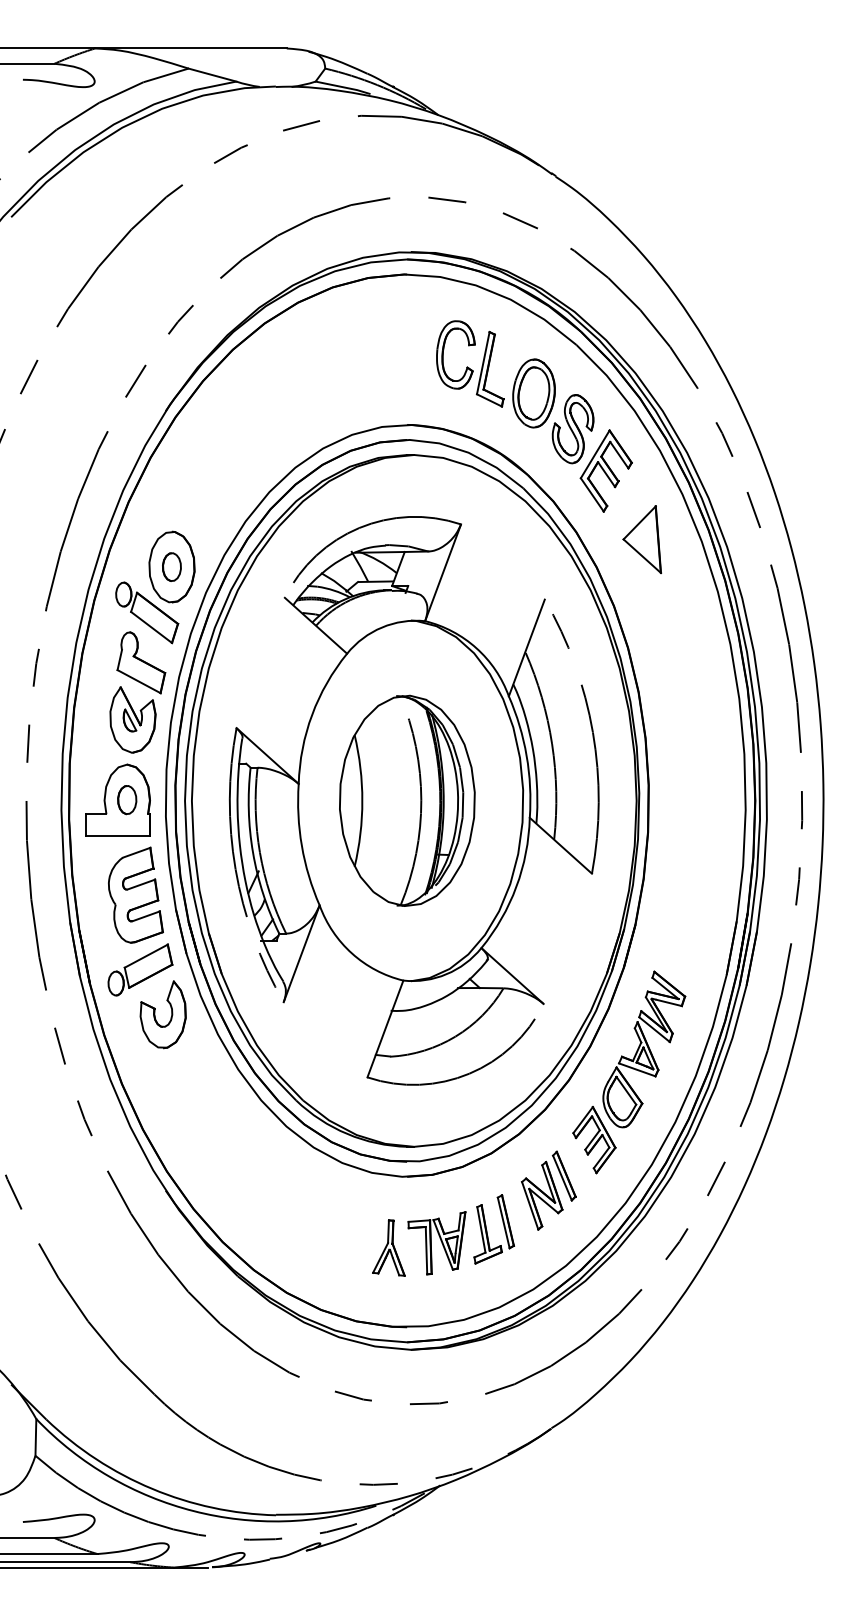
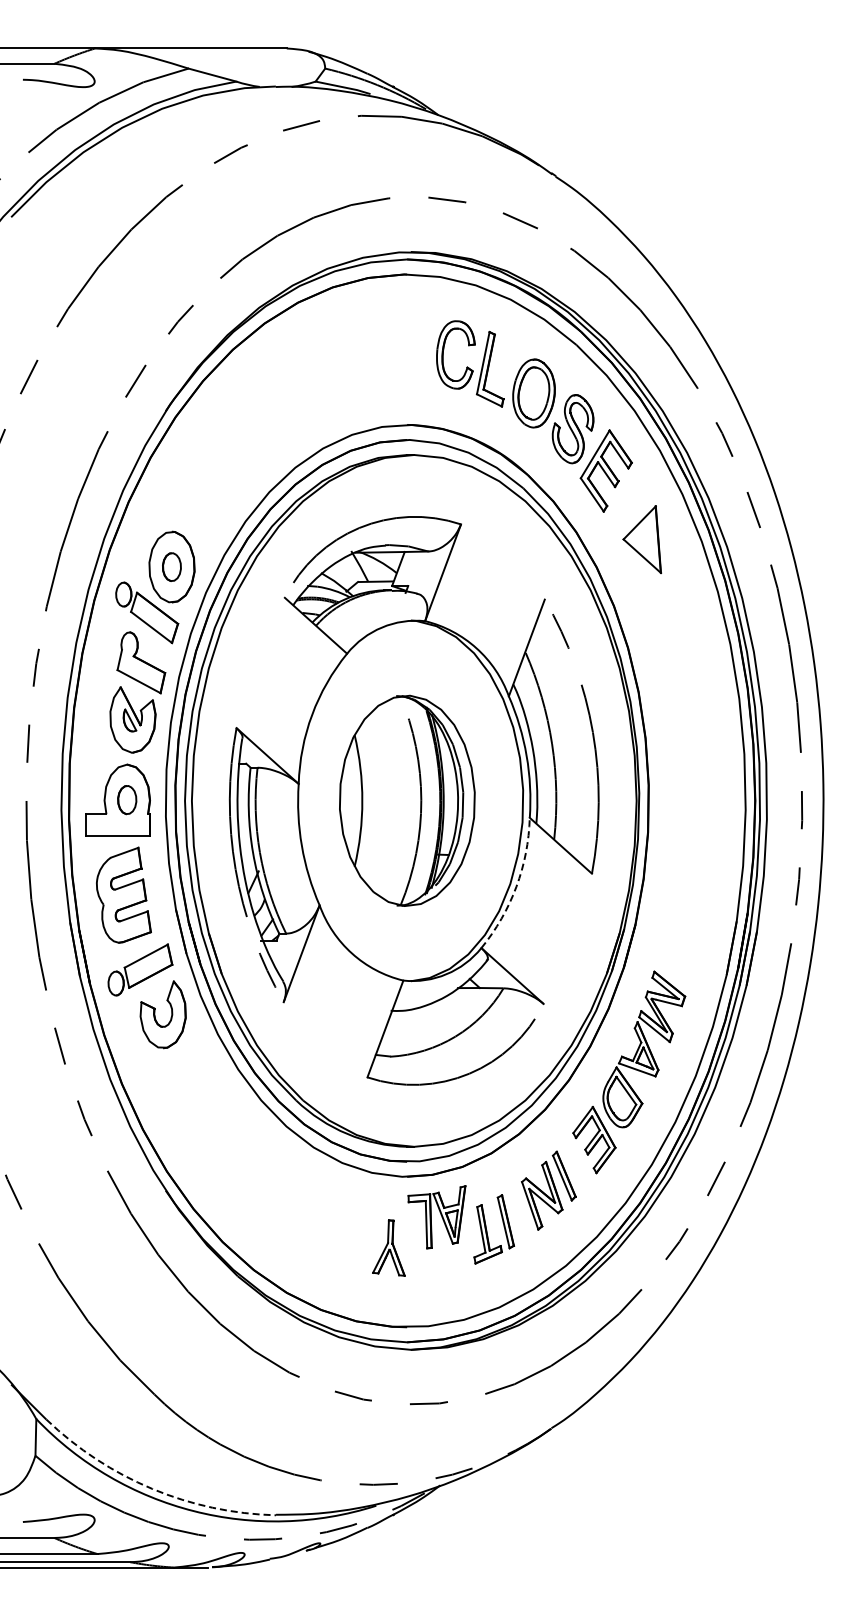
arc: solid -> dashed (516, 886)
part position: (135, 894) -> (123, 894) (123, 894)
part position: (436, 1243) -> (436, 1217) (436, 1217)
arc: solid -> dashed (152, 1488)
